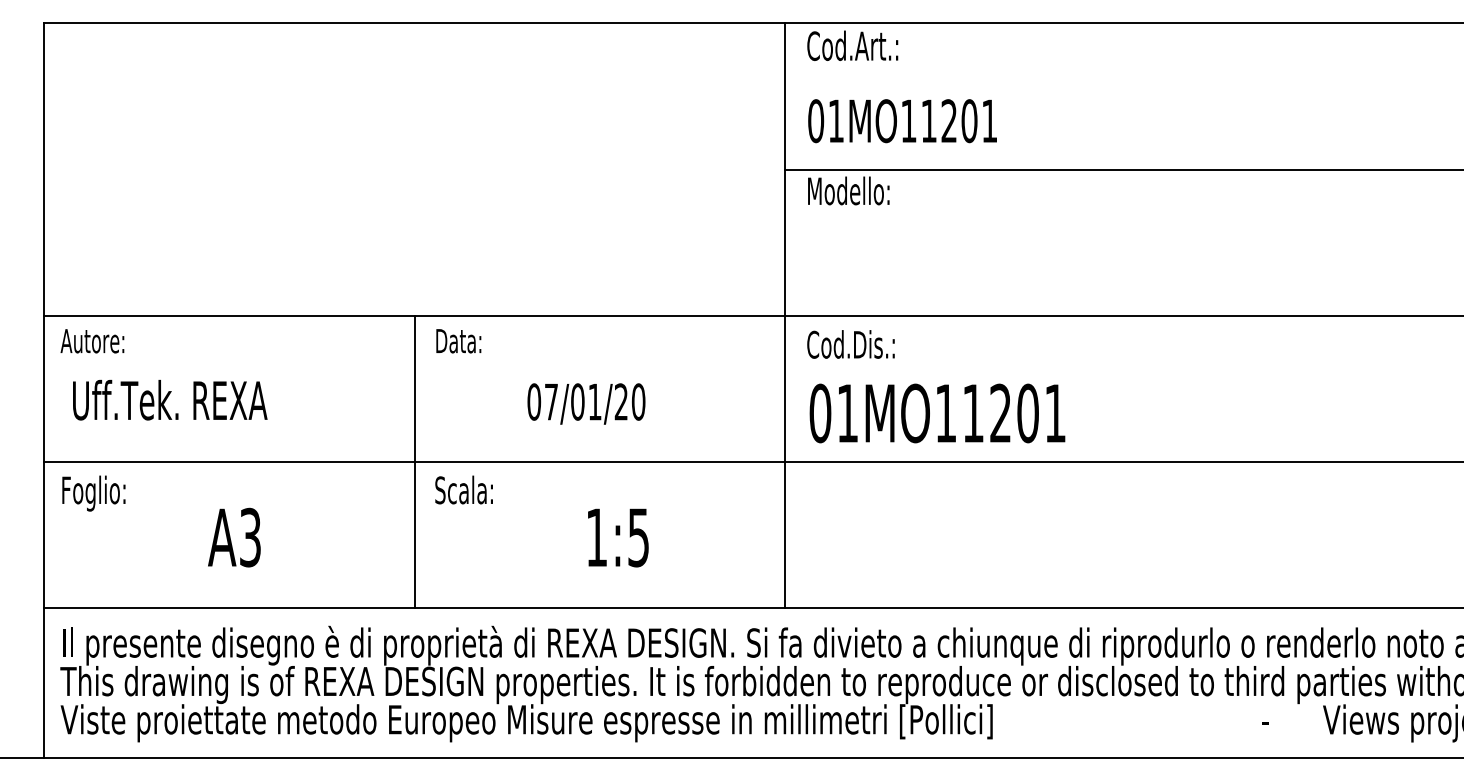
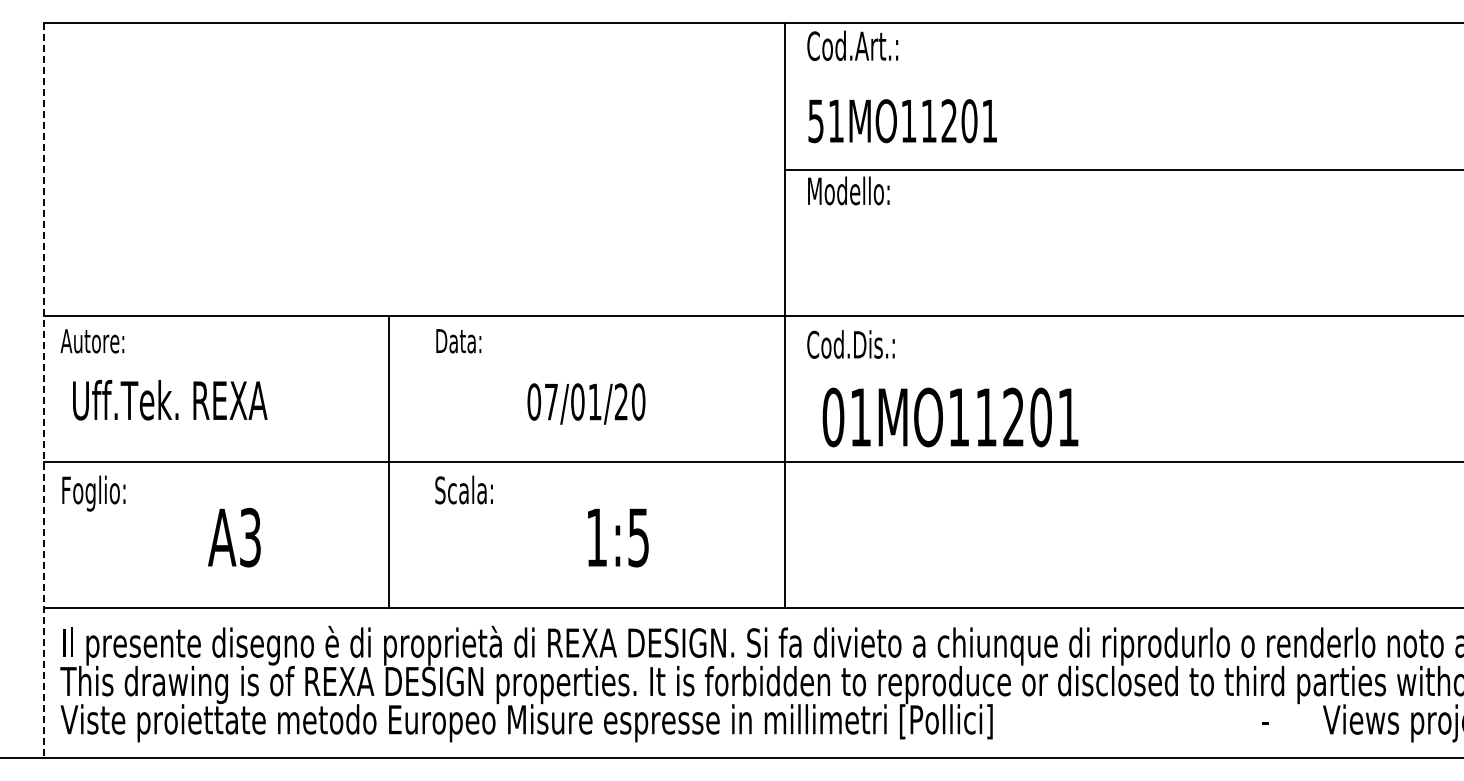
text: 01MO11201 -> 51MO11201 (816, 121)
line: solid -> dashed (43, 390)
text position: (937, 413) -> (950, 417) (950, 417)
line position: (414, 461) -> (388, 461) (388, 461)
